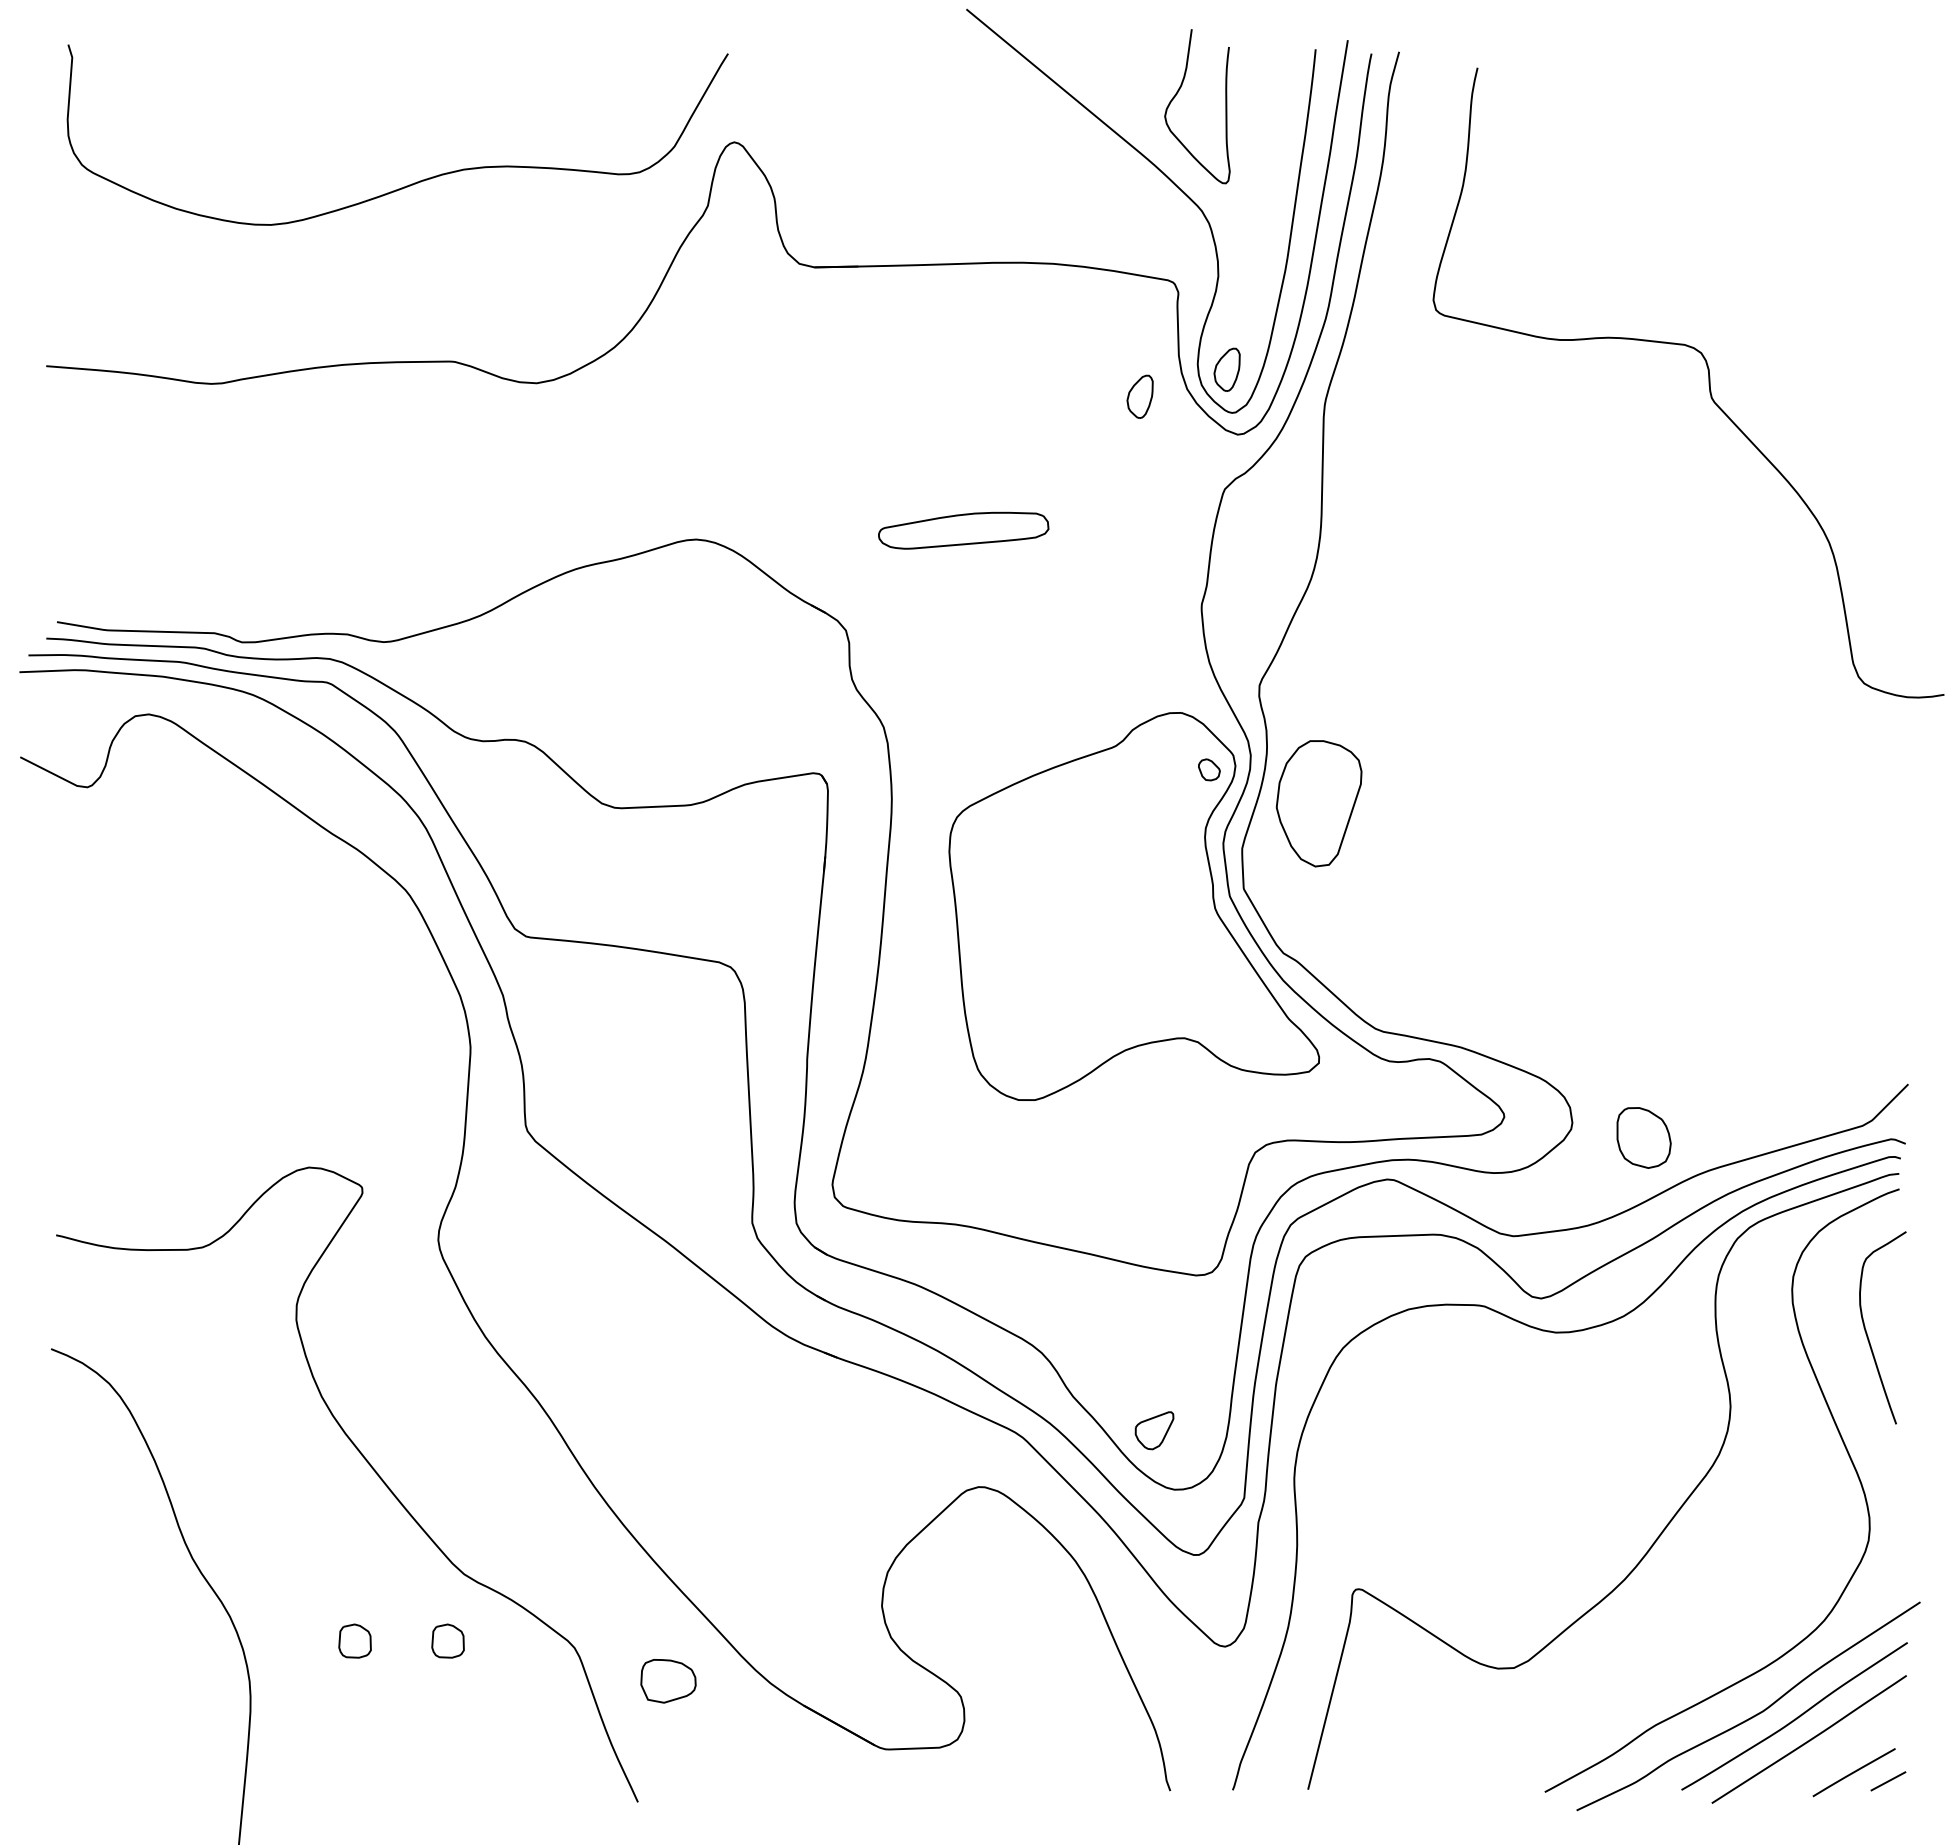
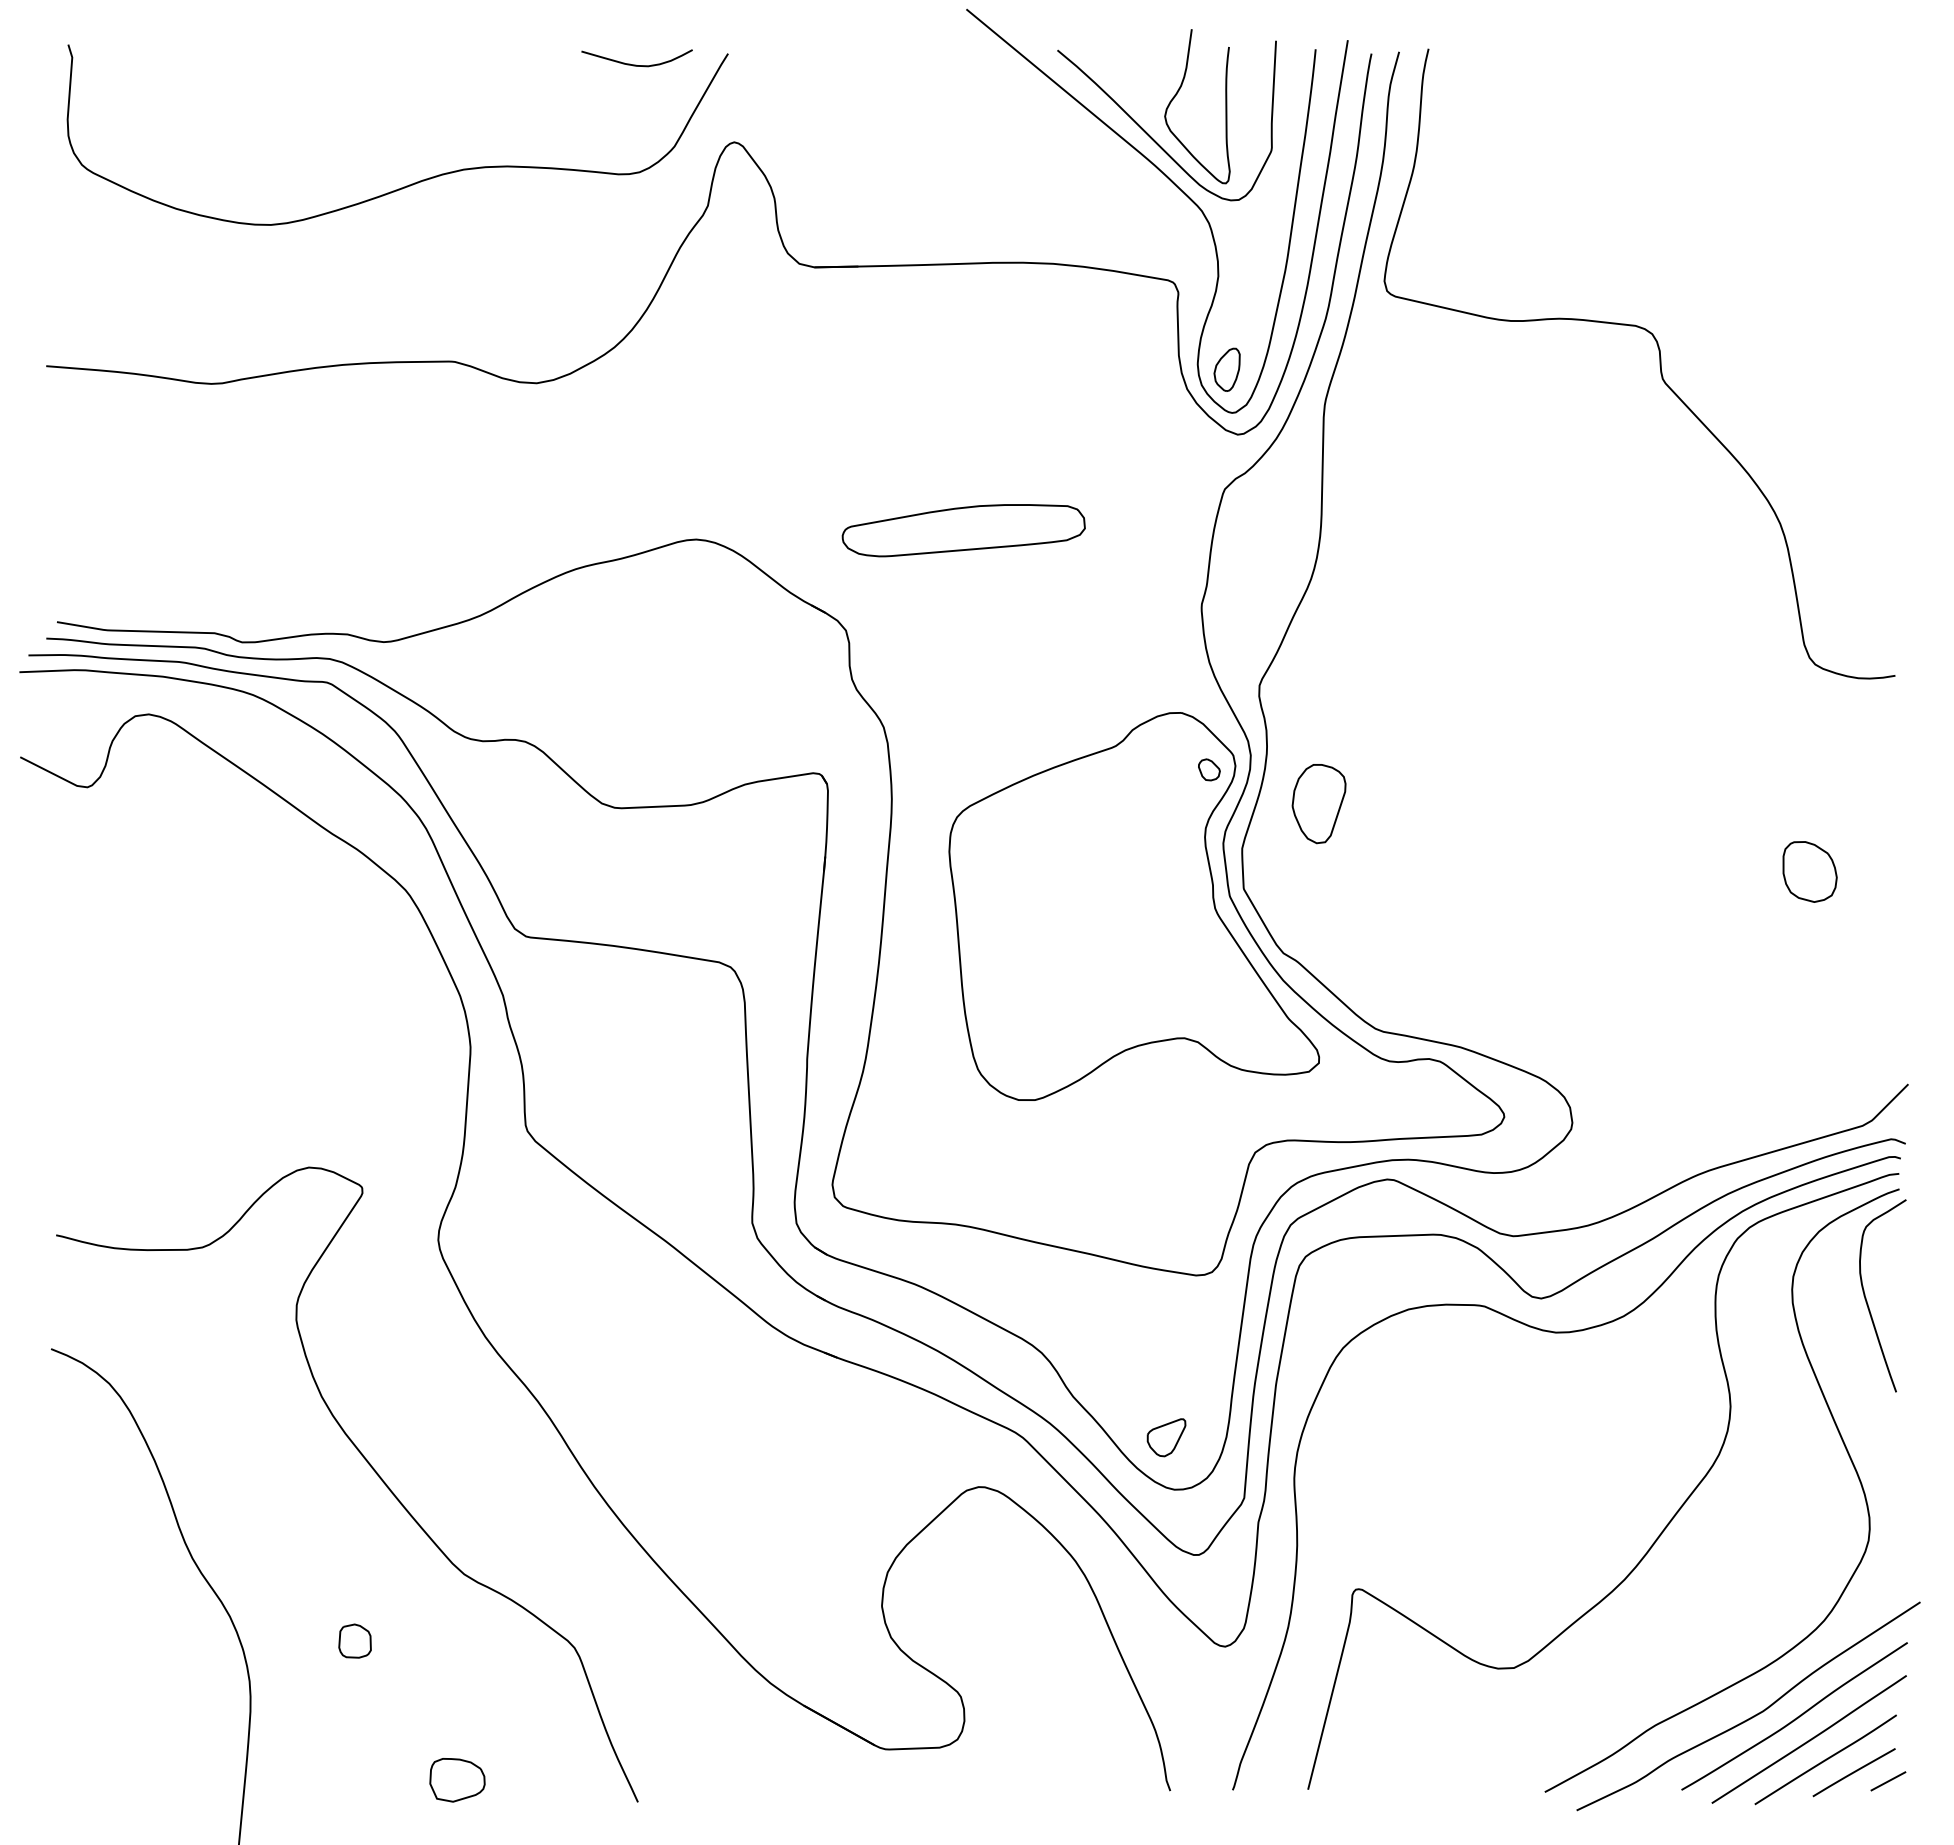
curve: none -> present (636, 64)
curve: none -> present (1150, 135)
curve position: (1708, 382) -> (1659, 363) (1659, 363)
part: present -> none (1139, 396)
part size: 172x39 px -> 245x54 px (963, 530)
part size: 88x128 px -> 56x81 px (1318, 804)
part position: (1643, 1137) -> (1809, 871) (1809, 871)
curve position: (1867, 1332) -> (1867, 1300) (1867, 1300)
part position: (1154, 1430) -> (1166, 1437) (1166, 1437)
part: present -> none (447, 1640)
part position: (668, 1681) -> (457, 1780) (457, 1780)
curve: none -> present (1825, 1759)
